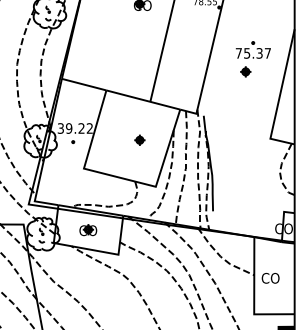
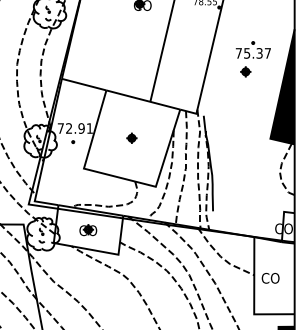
fill: none -> present (282, 86)
text: 39.22 -> 72.91 (74, 128)
part position: (139, 139) -> (131, 137) (131, 137)
